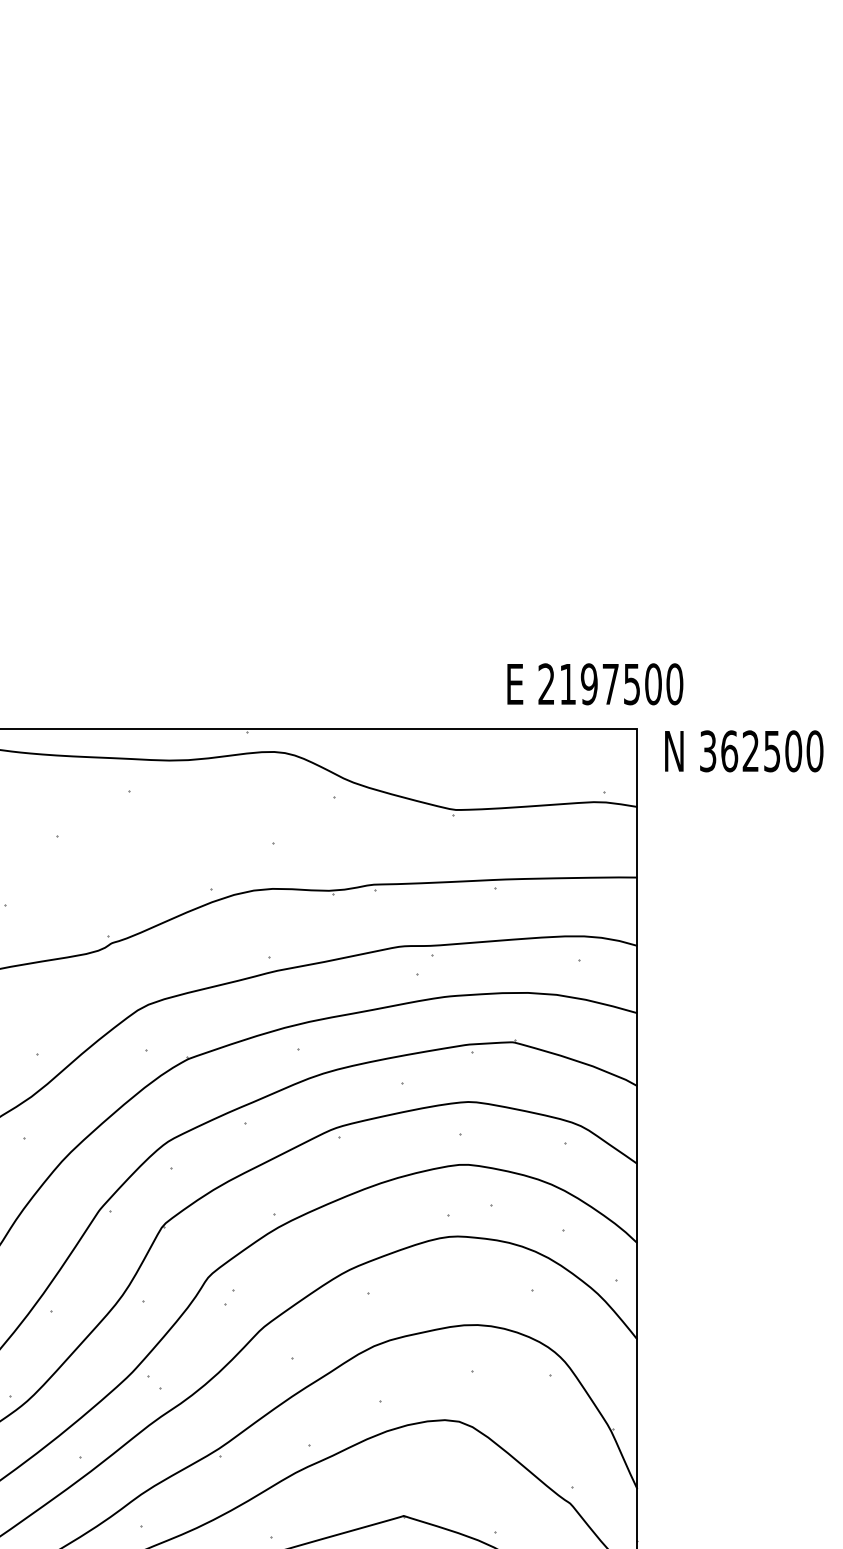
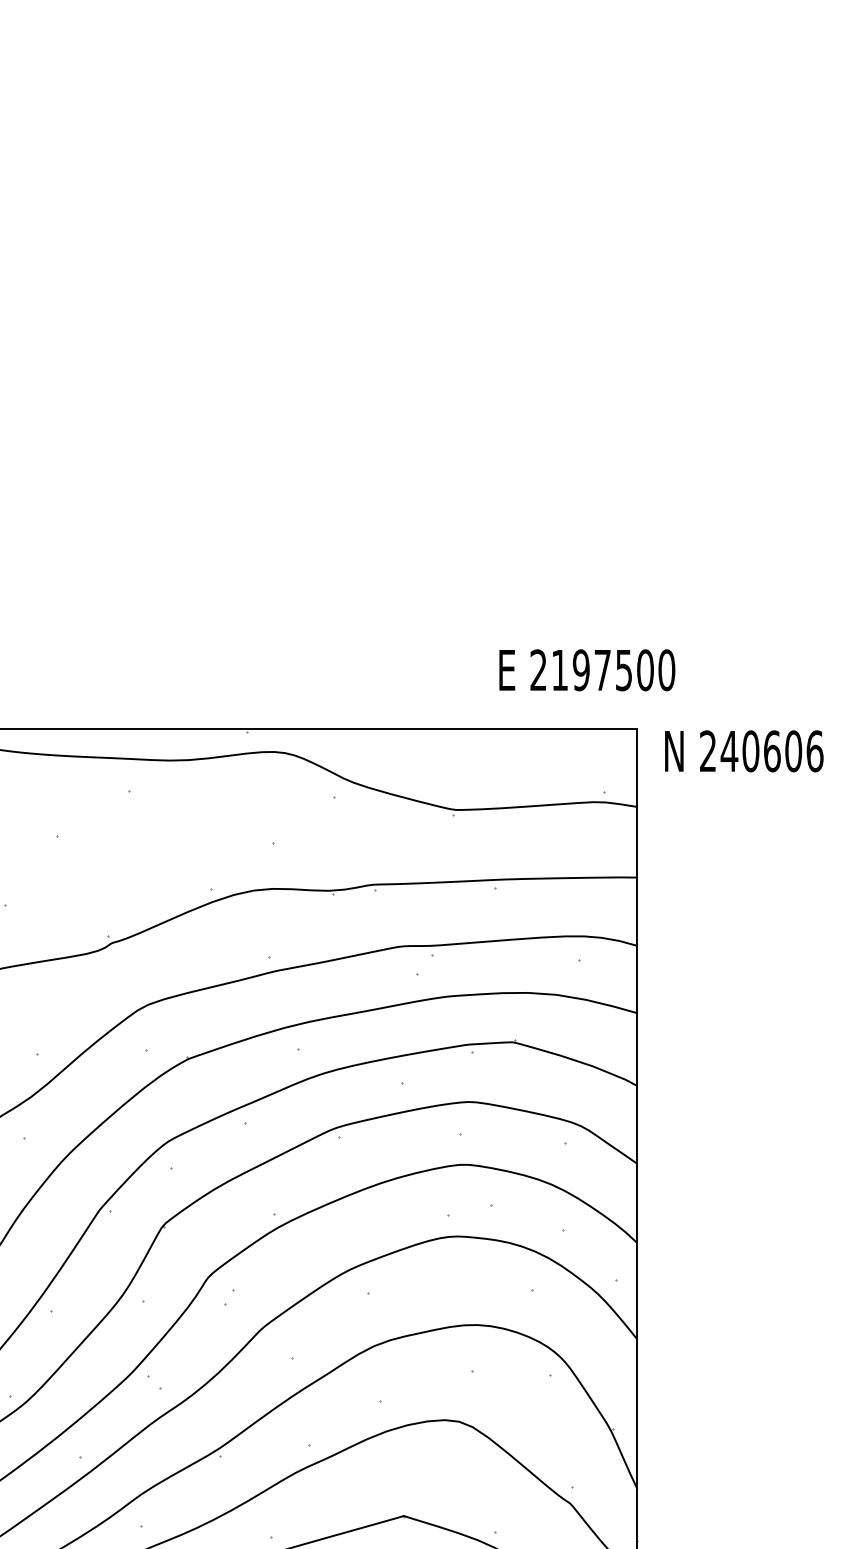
text position: (595, 684) -> (587, 670) (587, 670)
text: 362500 -> 240606 (761, 751)
